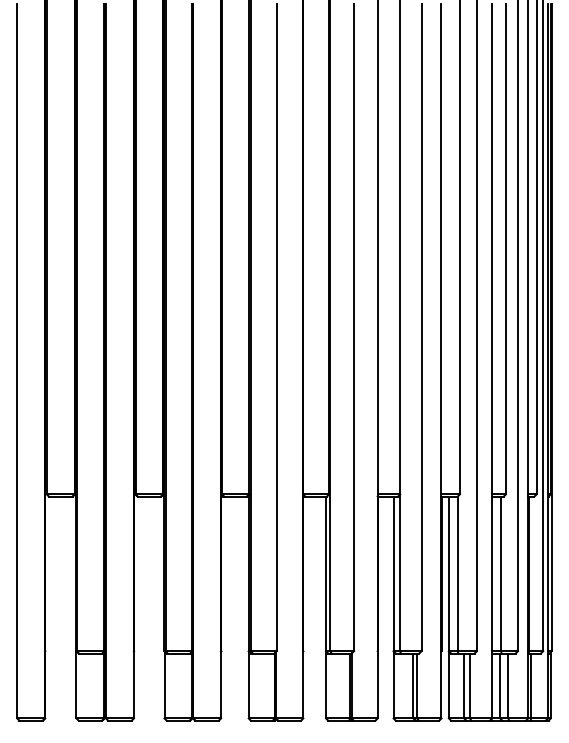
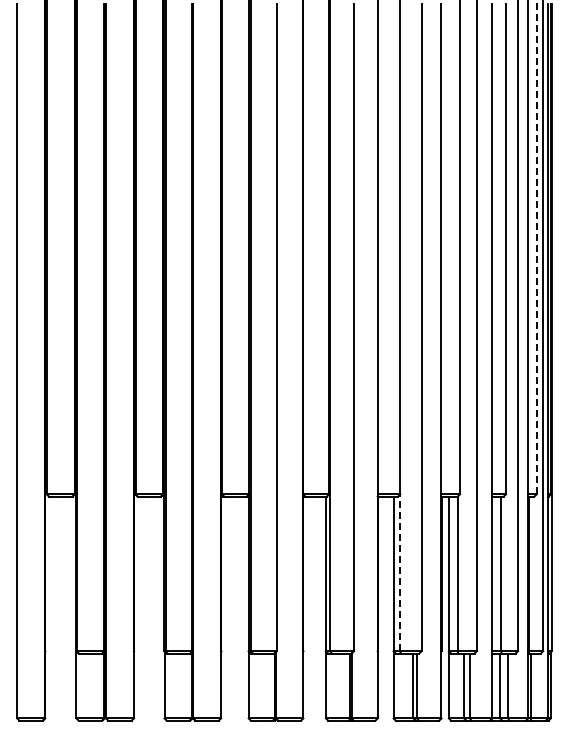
line: solid -> dashed (536, 247)
line: solid -> dashed (399, 572)
